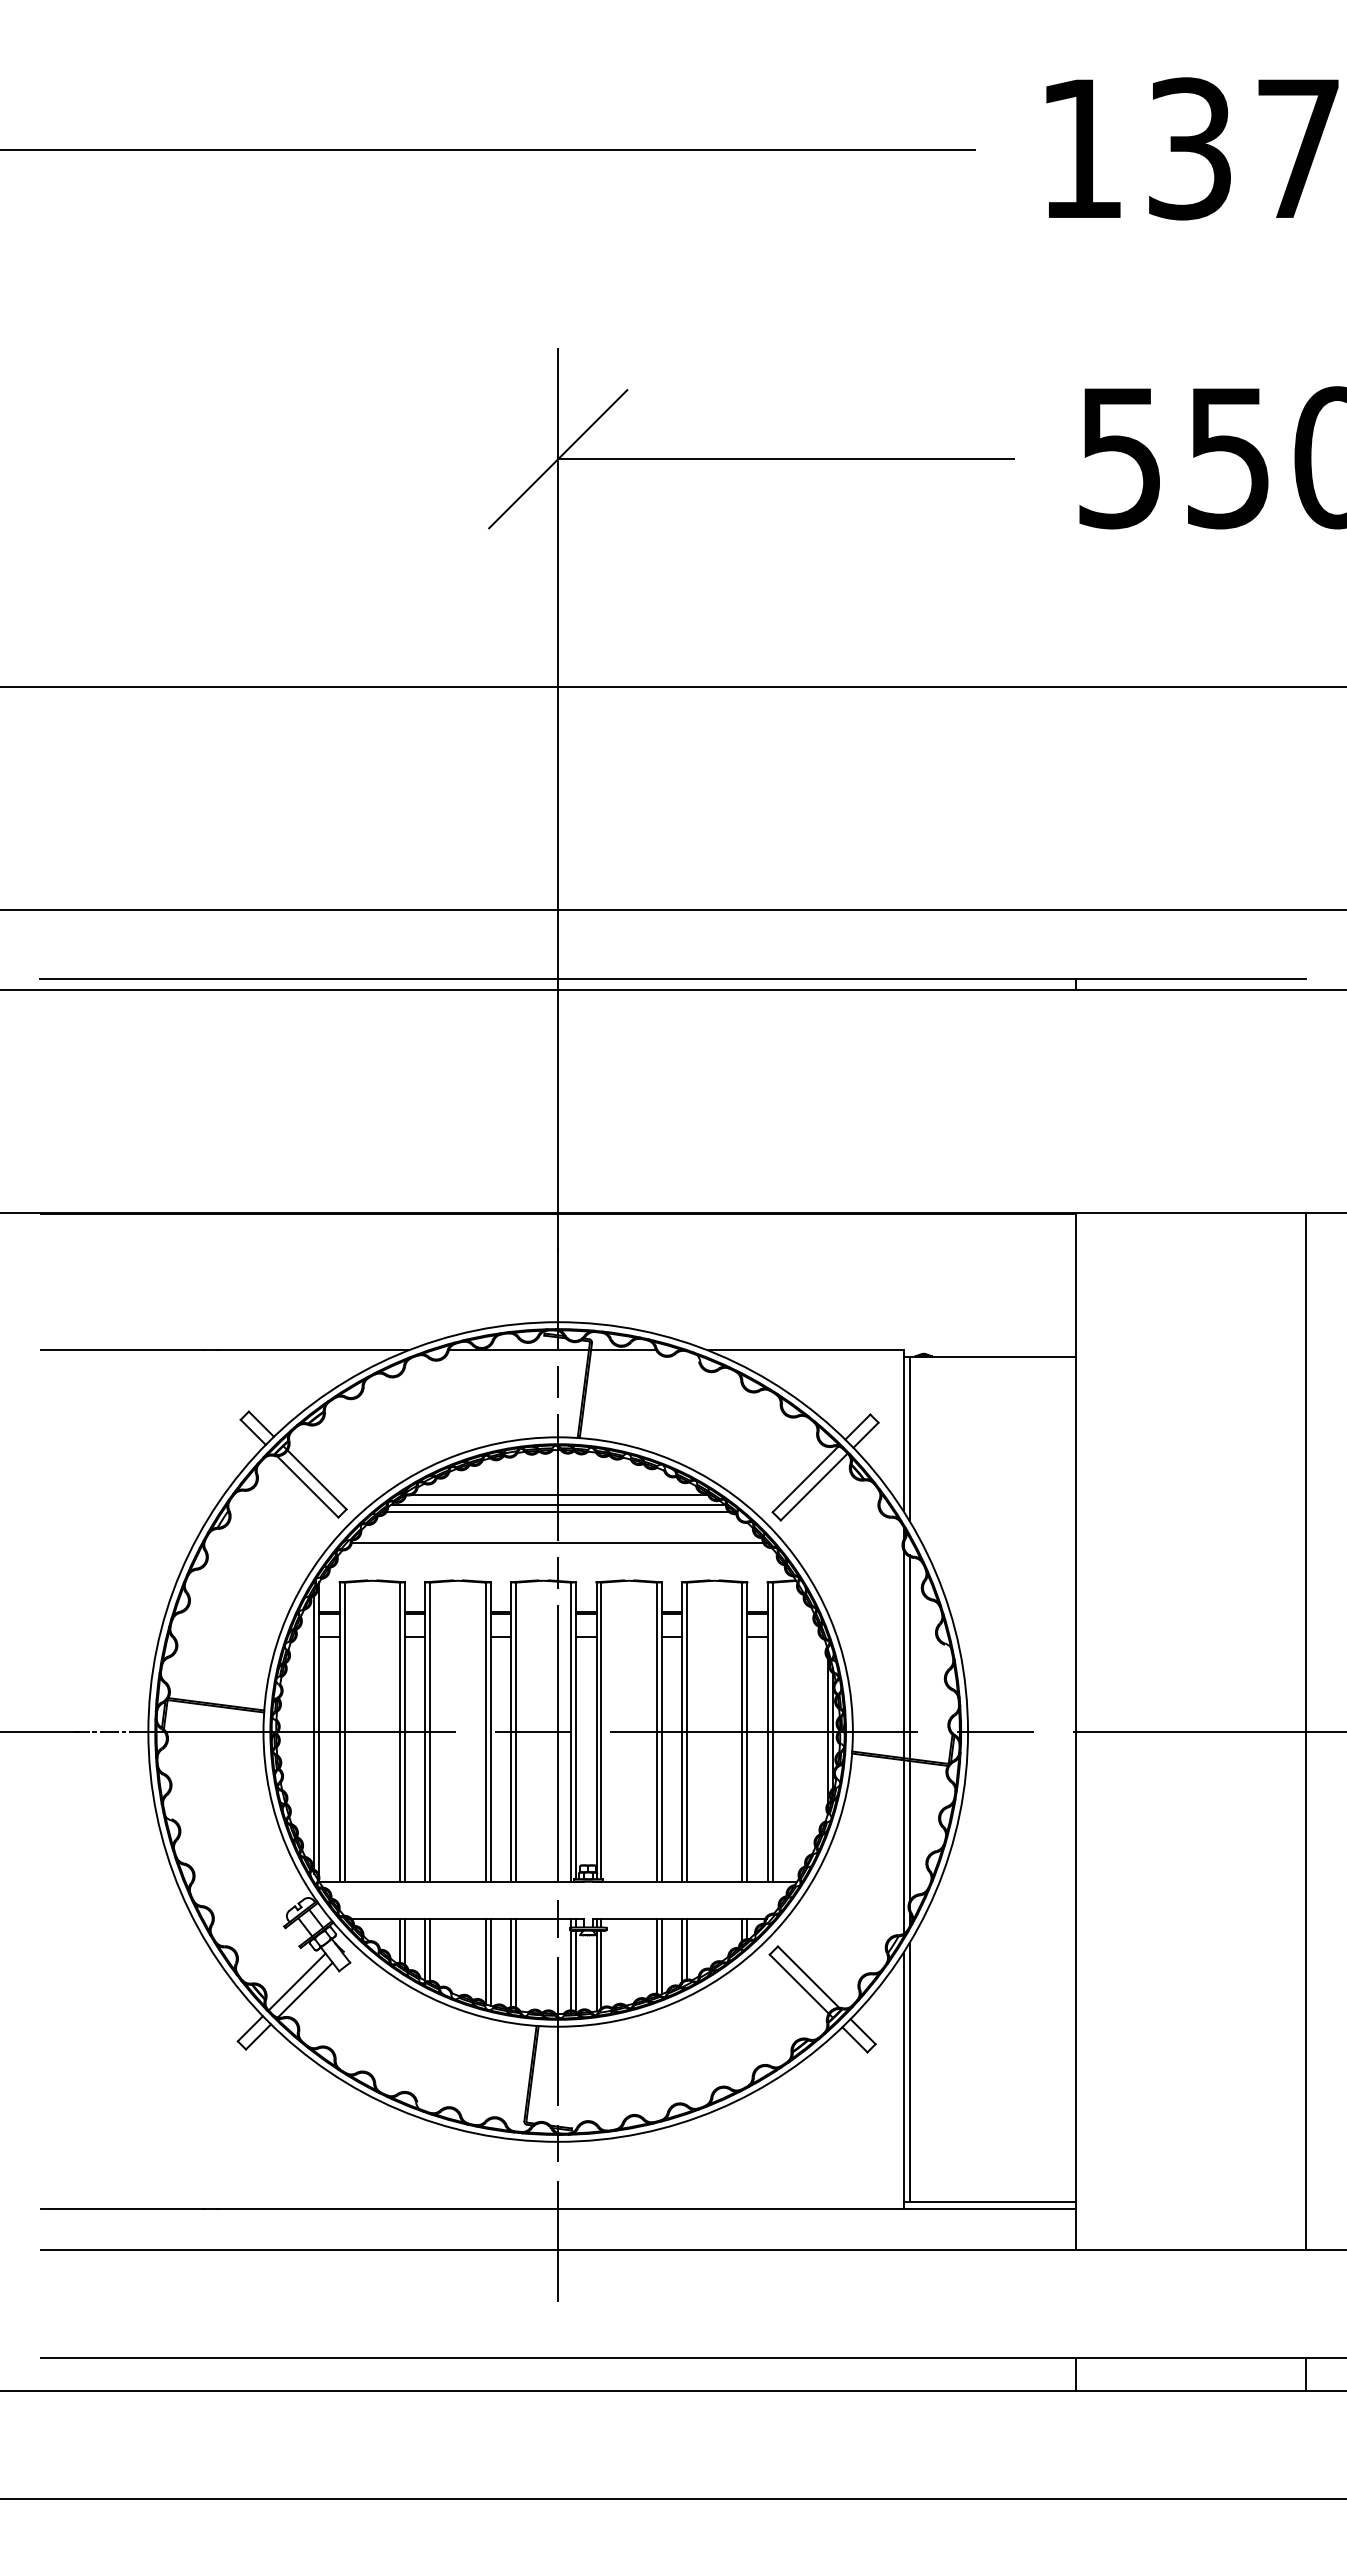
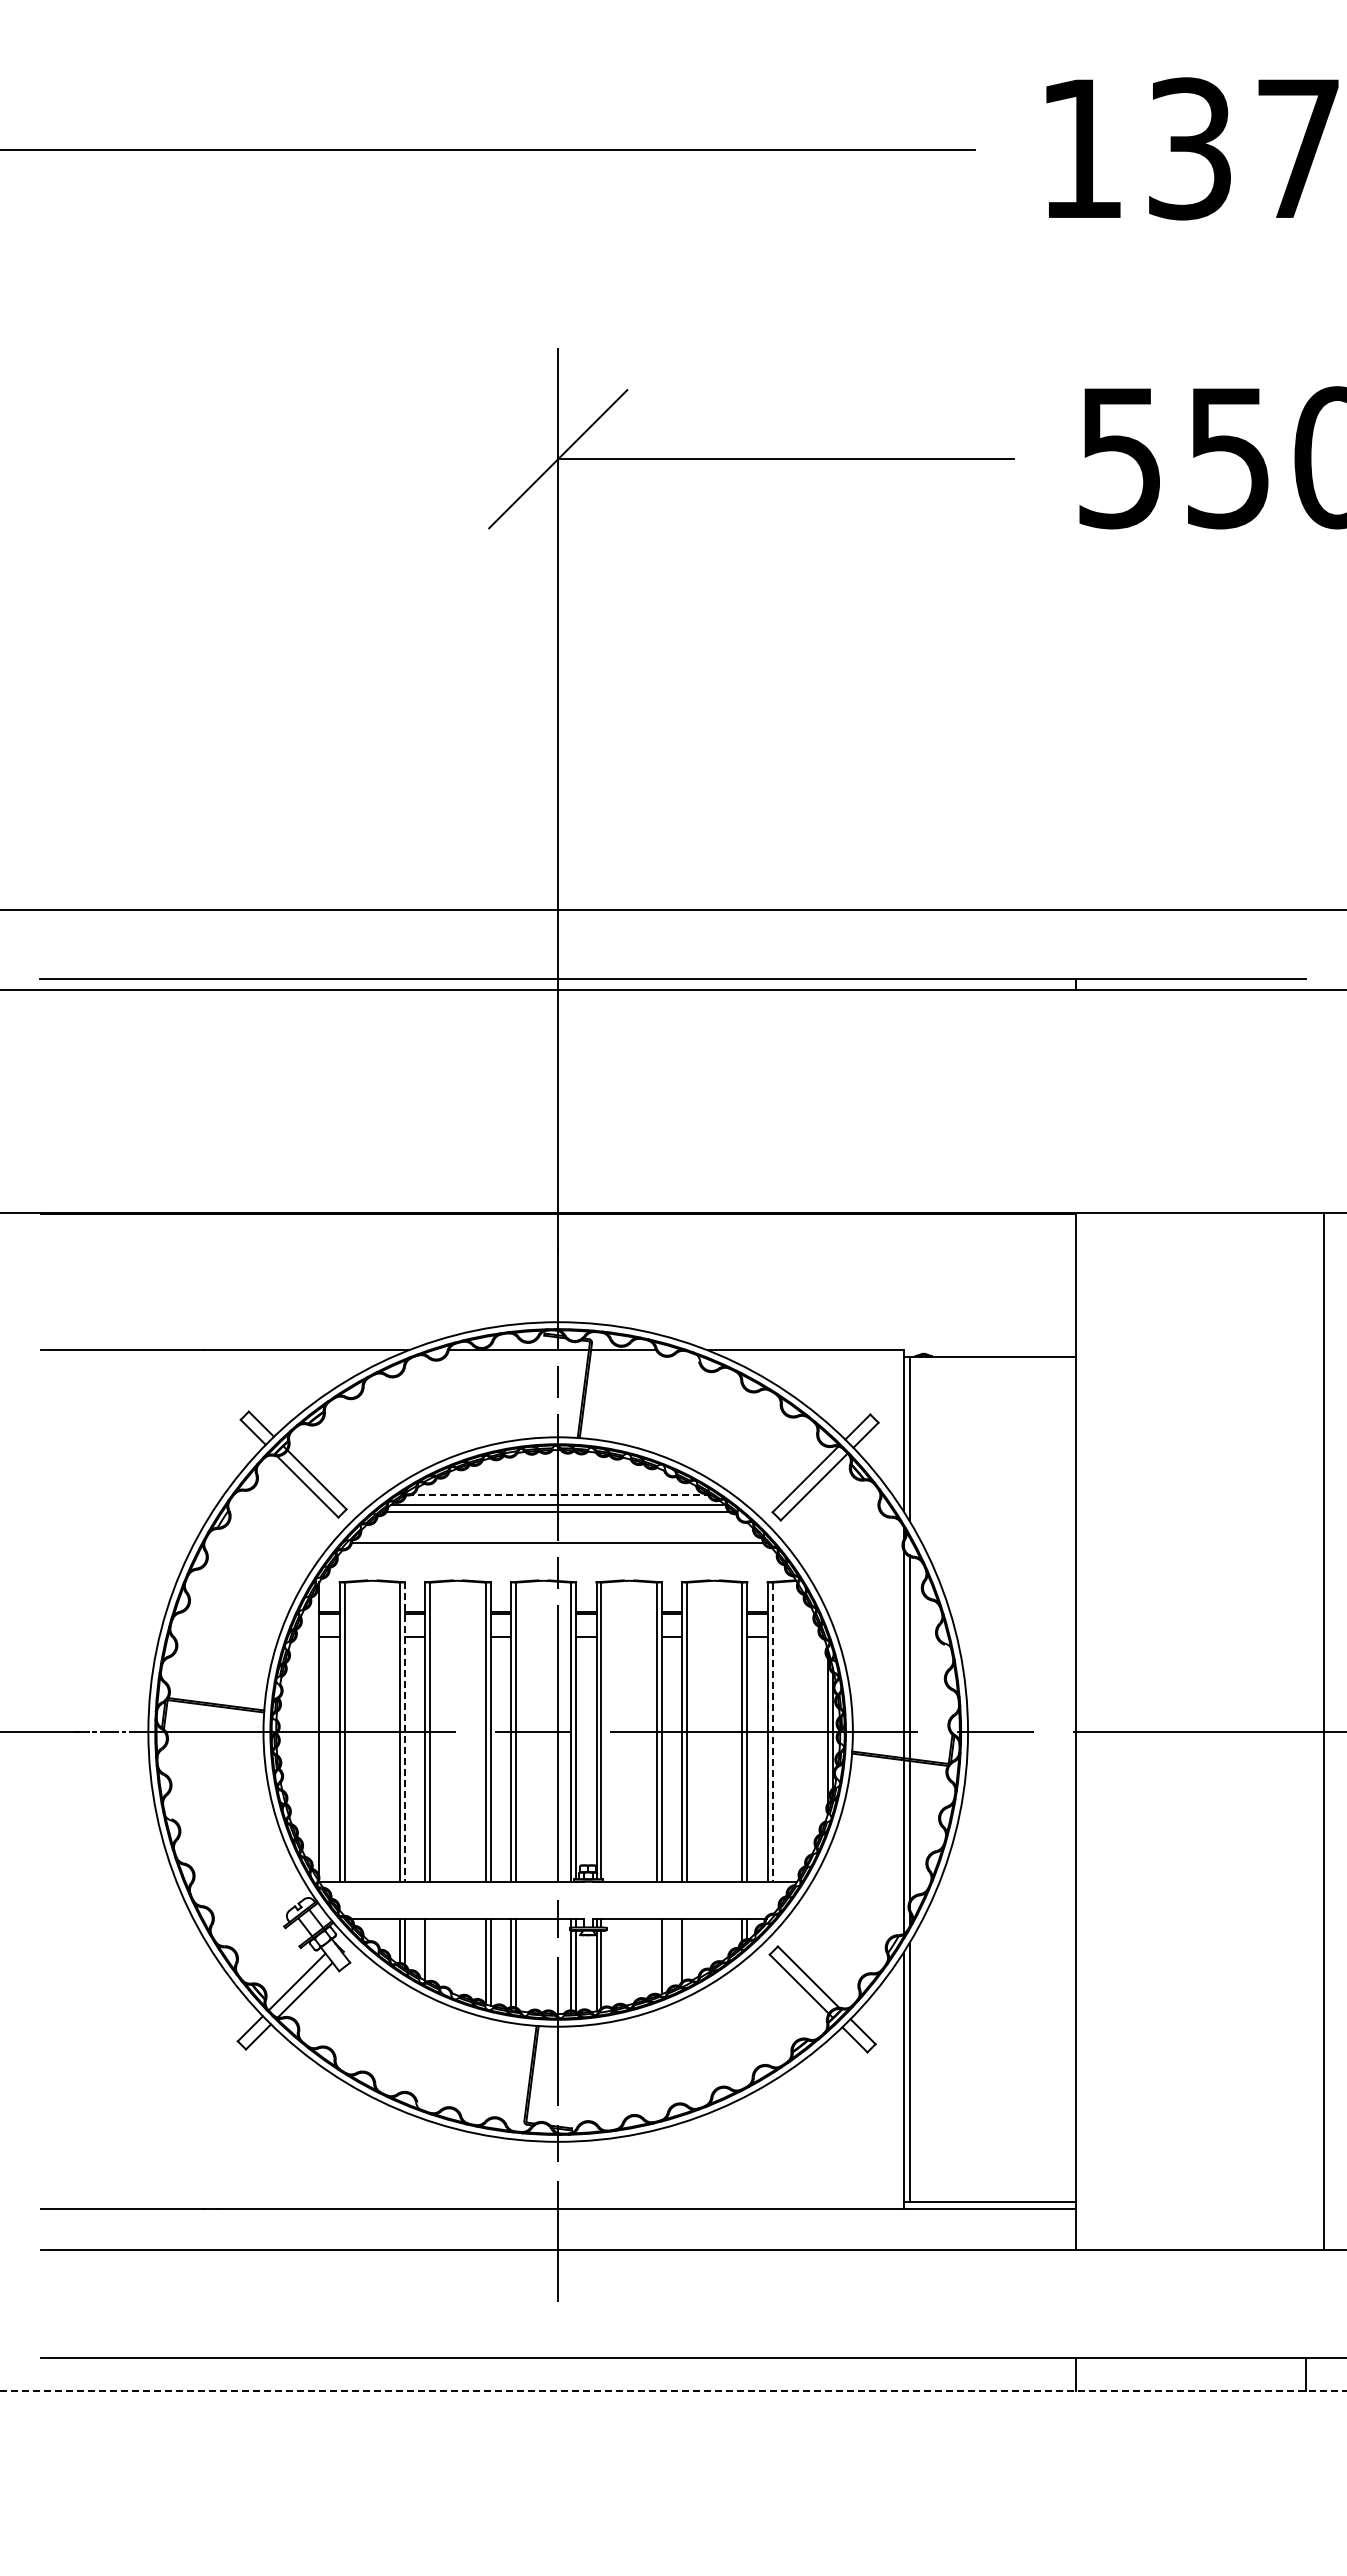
line: present -> none (672, 686)
line: solid -> dashed (558, 1494)
line: present -> none (314, 1731)
line: solid -> dashed (404, 1731)
line position: (1306, 1731) -> (1324, 1731) (1324, 1731)
line: solid -> dashed (772, 1732)
line: present -> none (687, 1949)
line: present -> none (430, 1950)
line: present -> none (656, 1957)
line: solid -> dashed (672, 2390)
line: present -> none (672, 2498)
